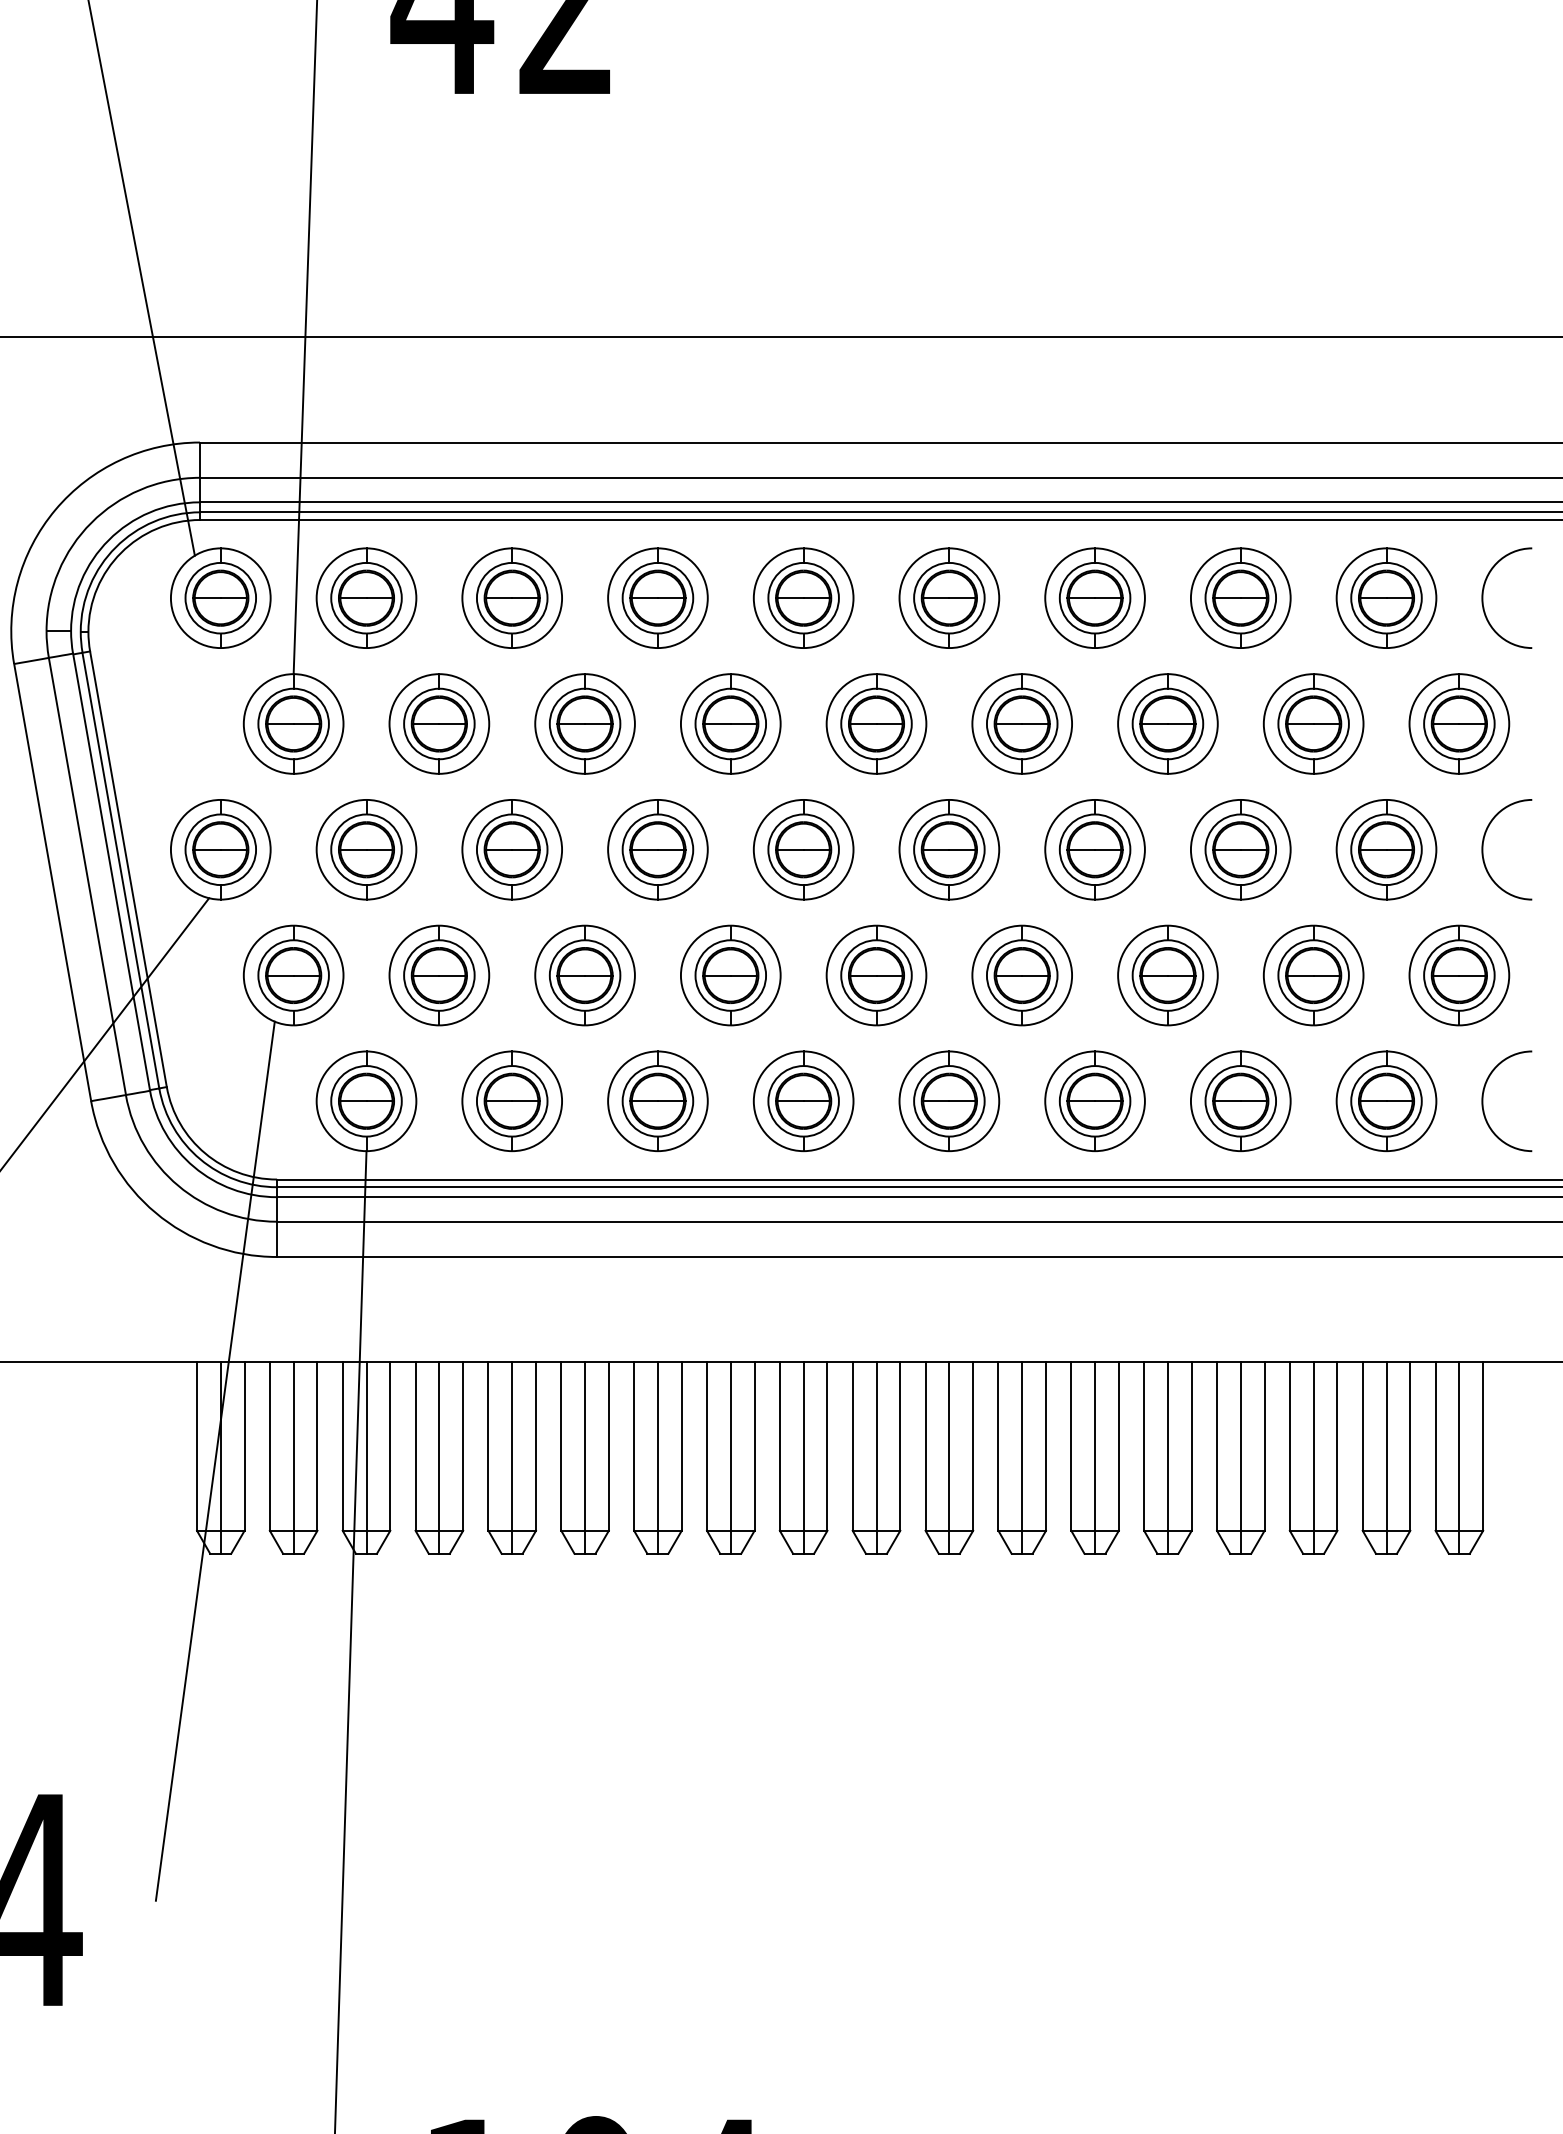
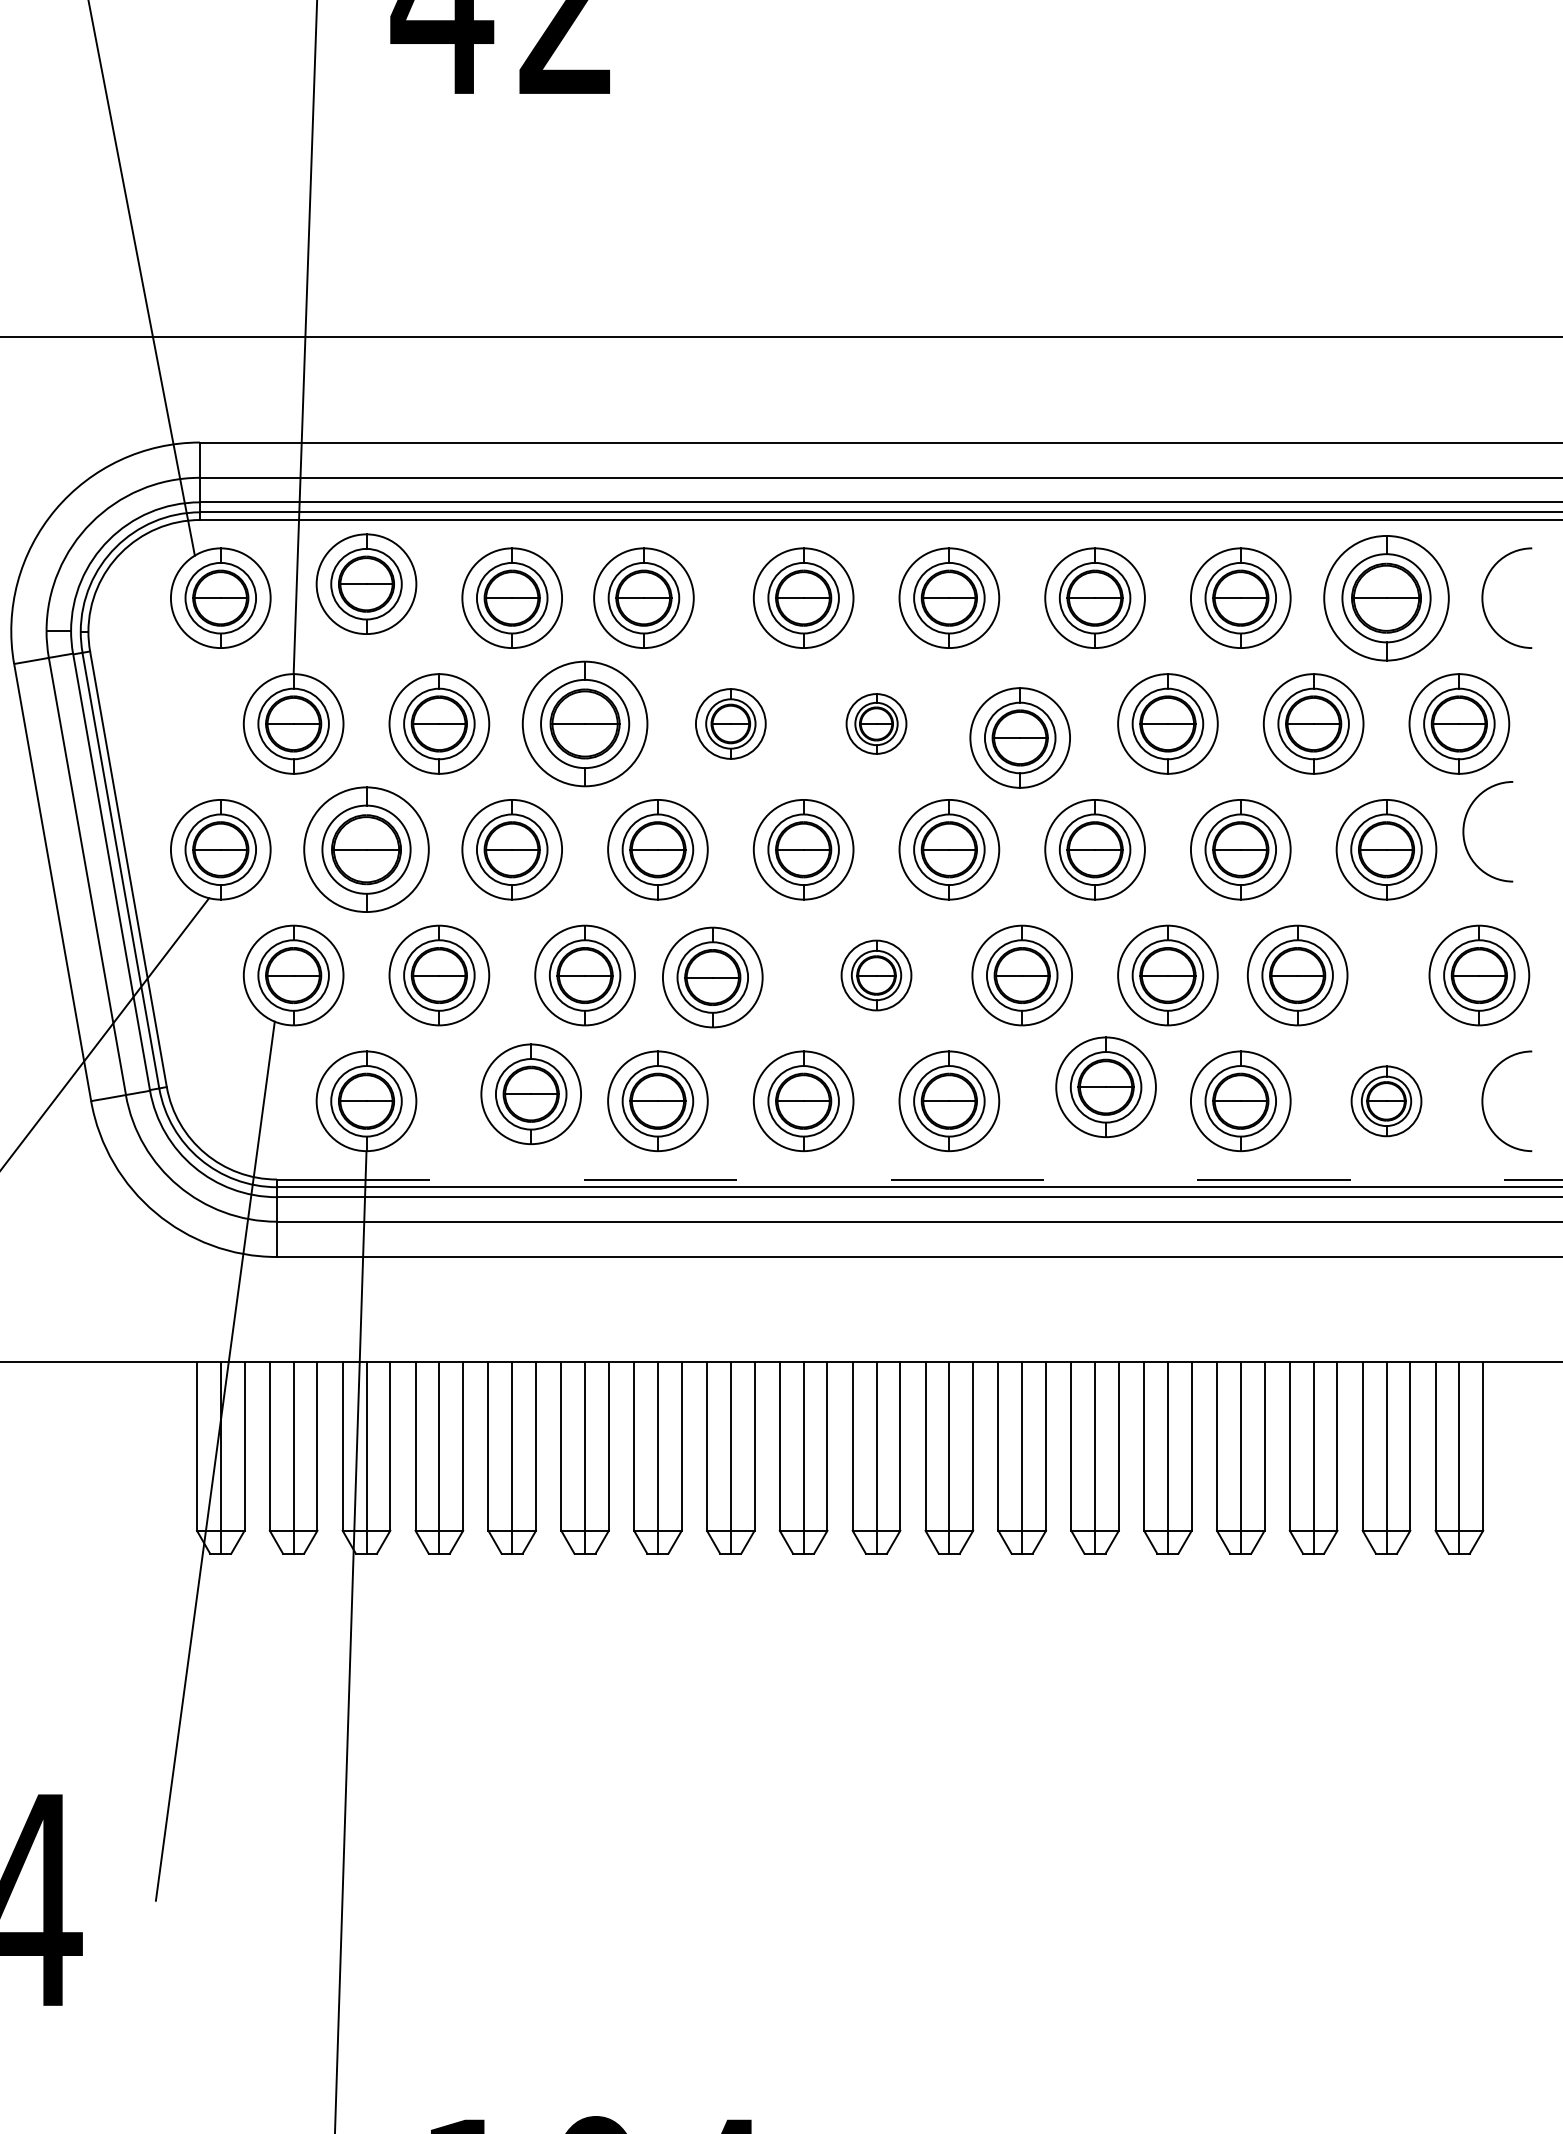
part position: (366, 597) -> (366, 583) (366, 583)
part position: (657, 597) -> (643, 597) (643, 597)
part size: 103x102 px -> 127x127 px (1386, 598)
part size: 102x102 px -> 128x128 px (584, 723)
part size: 102x102 px -> 72x72 px (730, 723)
part size: 103x102 px -> 63x62 px (876, 723)
part position: (1021, 723) -> (1019, 737) (1019, 737)
part size: 103x102 px -> 127x127 px (366, 849)
arc position: (1483, 849) -> (1464, 831) (1464, 831)
part position: (730, 975) -> (712, 977) (712, 977)
part size: 103x103 px -> 73x73 px (876, 975)
part position: (1313, 975) -> (1297, 975) (1297, 975)
part position: (1459, 975) -> (1479, 975) (1479, 975)
part position: (511, 1101) -> (530, 1094) (530, 1094)
part position: (1094, 1101) -> (1105, 1087) (1105, 1087)
part size: 103x103 px -> 73x73 px (1386, 1101)
line: solid -> dashed (920, 1179)
